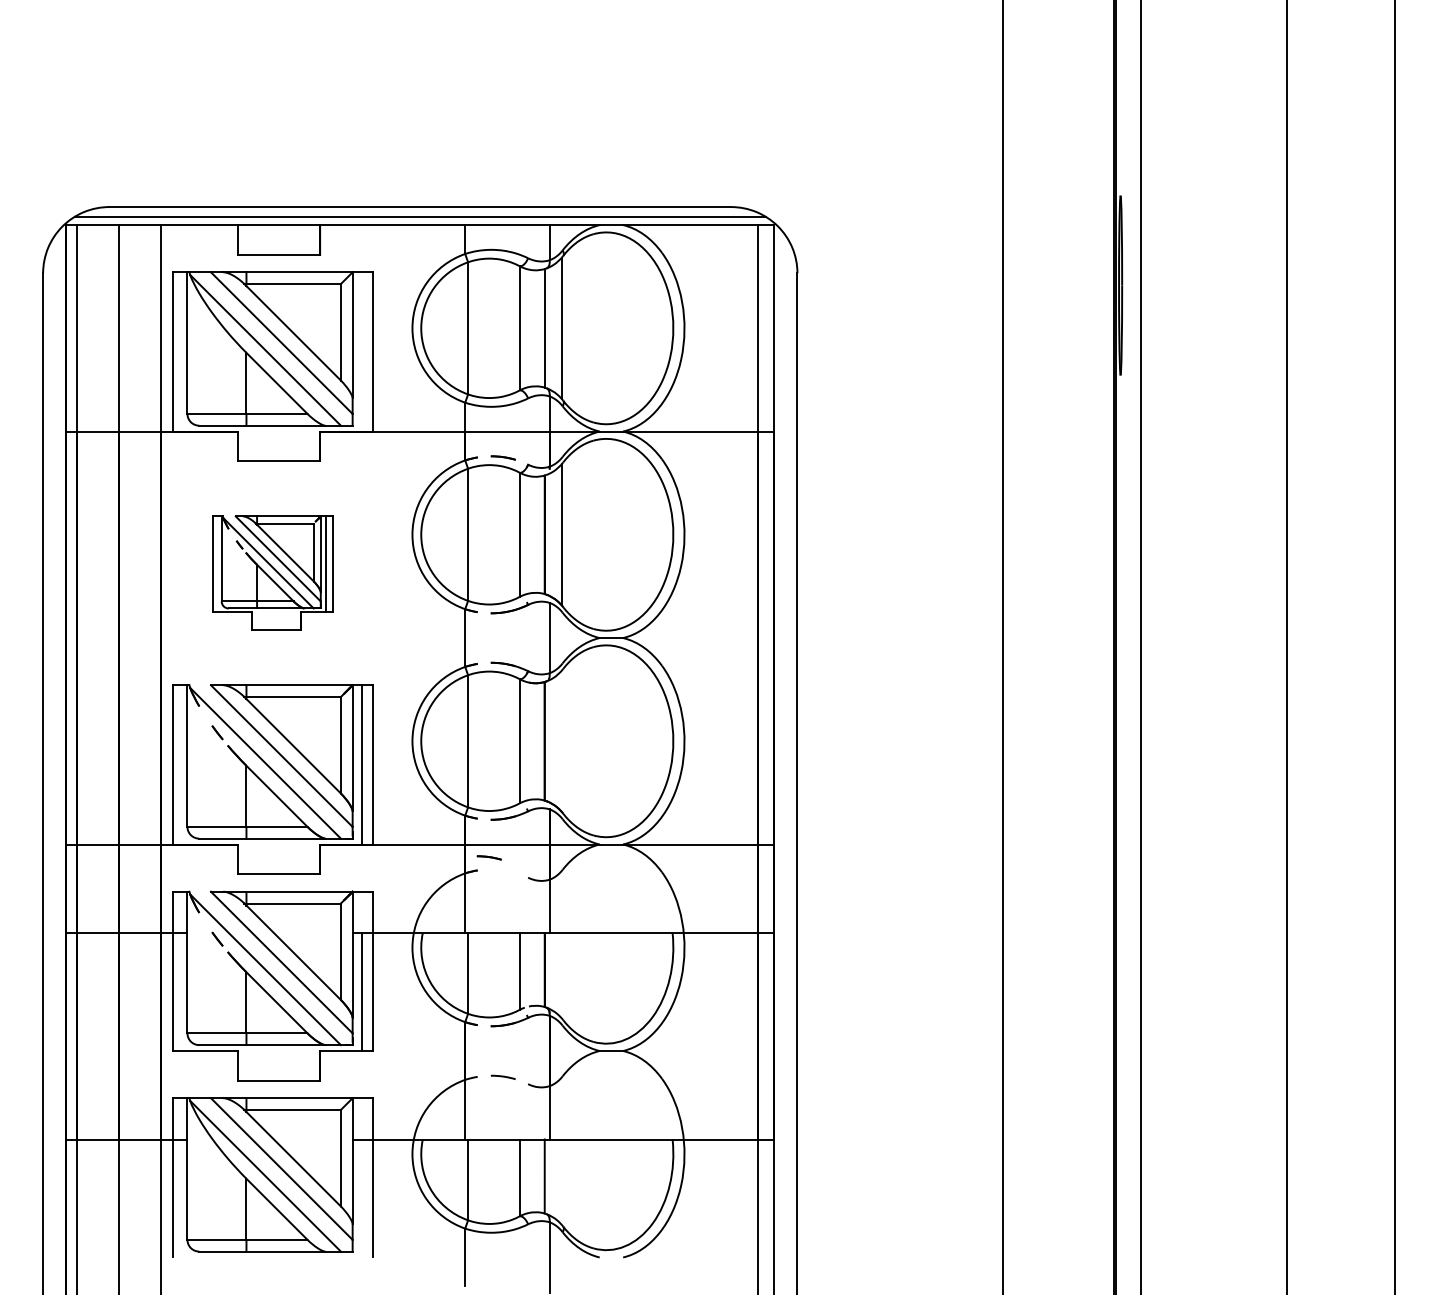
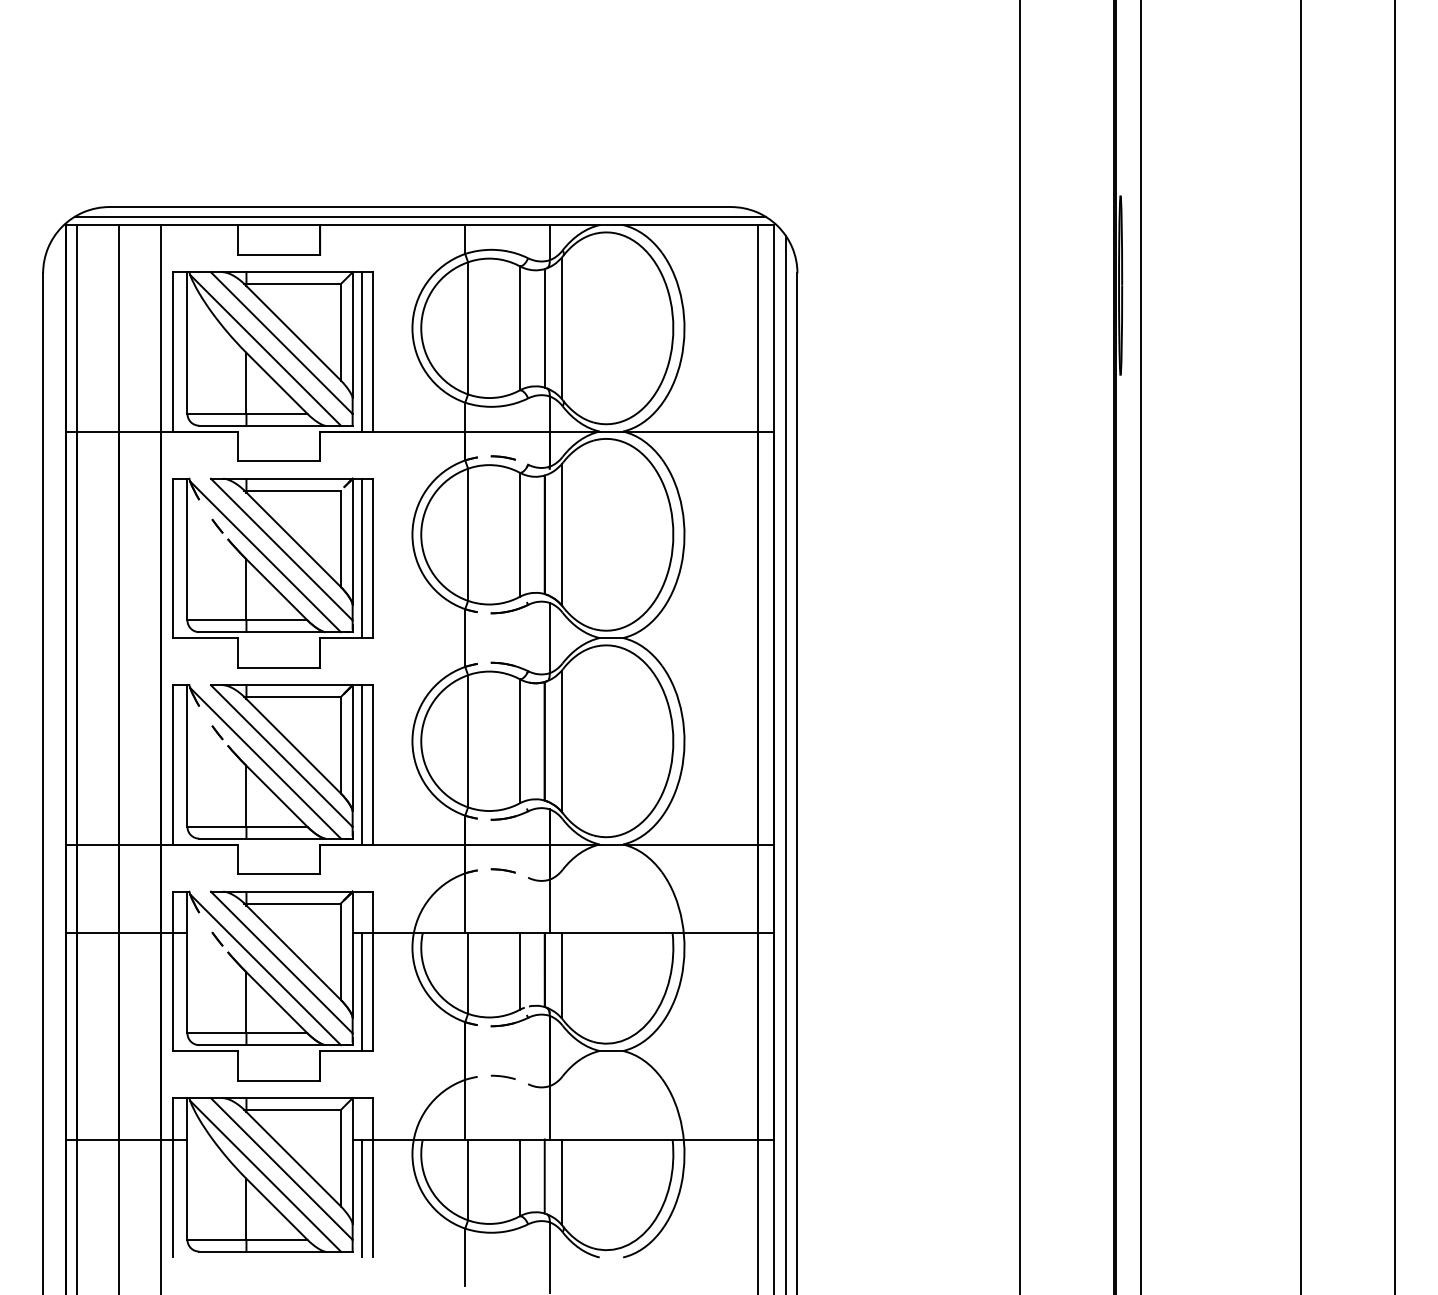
line: none -> present (362, 351)
part size: 122x116 px -> 202x192 px (272, 572)
line position: (1003, 646) -> (1020, 646) (1020, 646)
line position: (1287, 646) -> (1301, 646) (1301, 646)
line: none -> present (561, 740)
line: none -> present (786, 763)
line position: (488, 857) -> (502, 870) (502, 870)
line: none -> present (561, 975)
line: none -> present (561, 1181)
line: none -> present (362, 1198)
